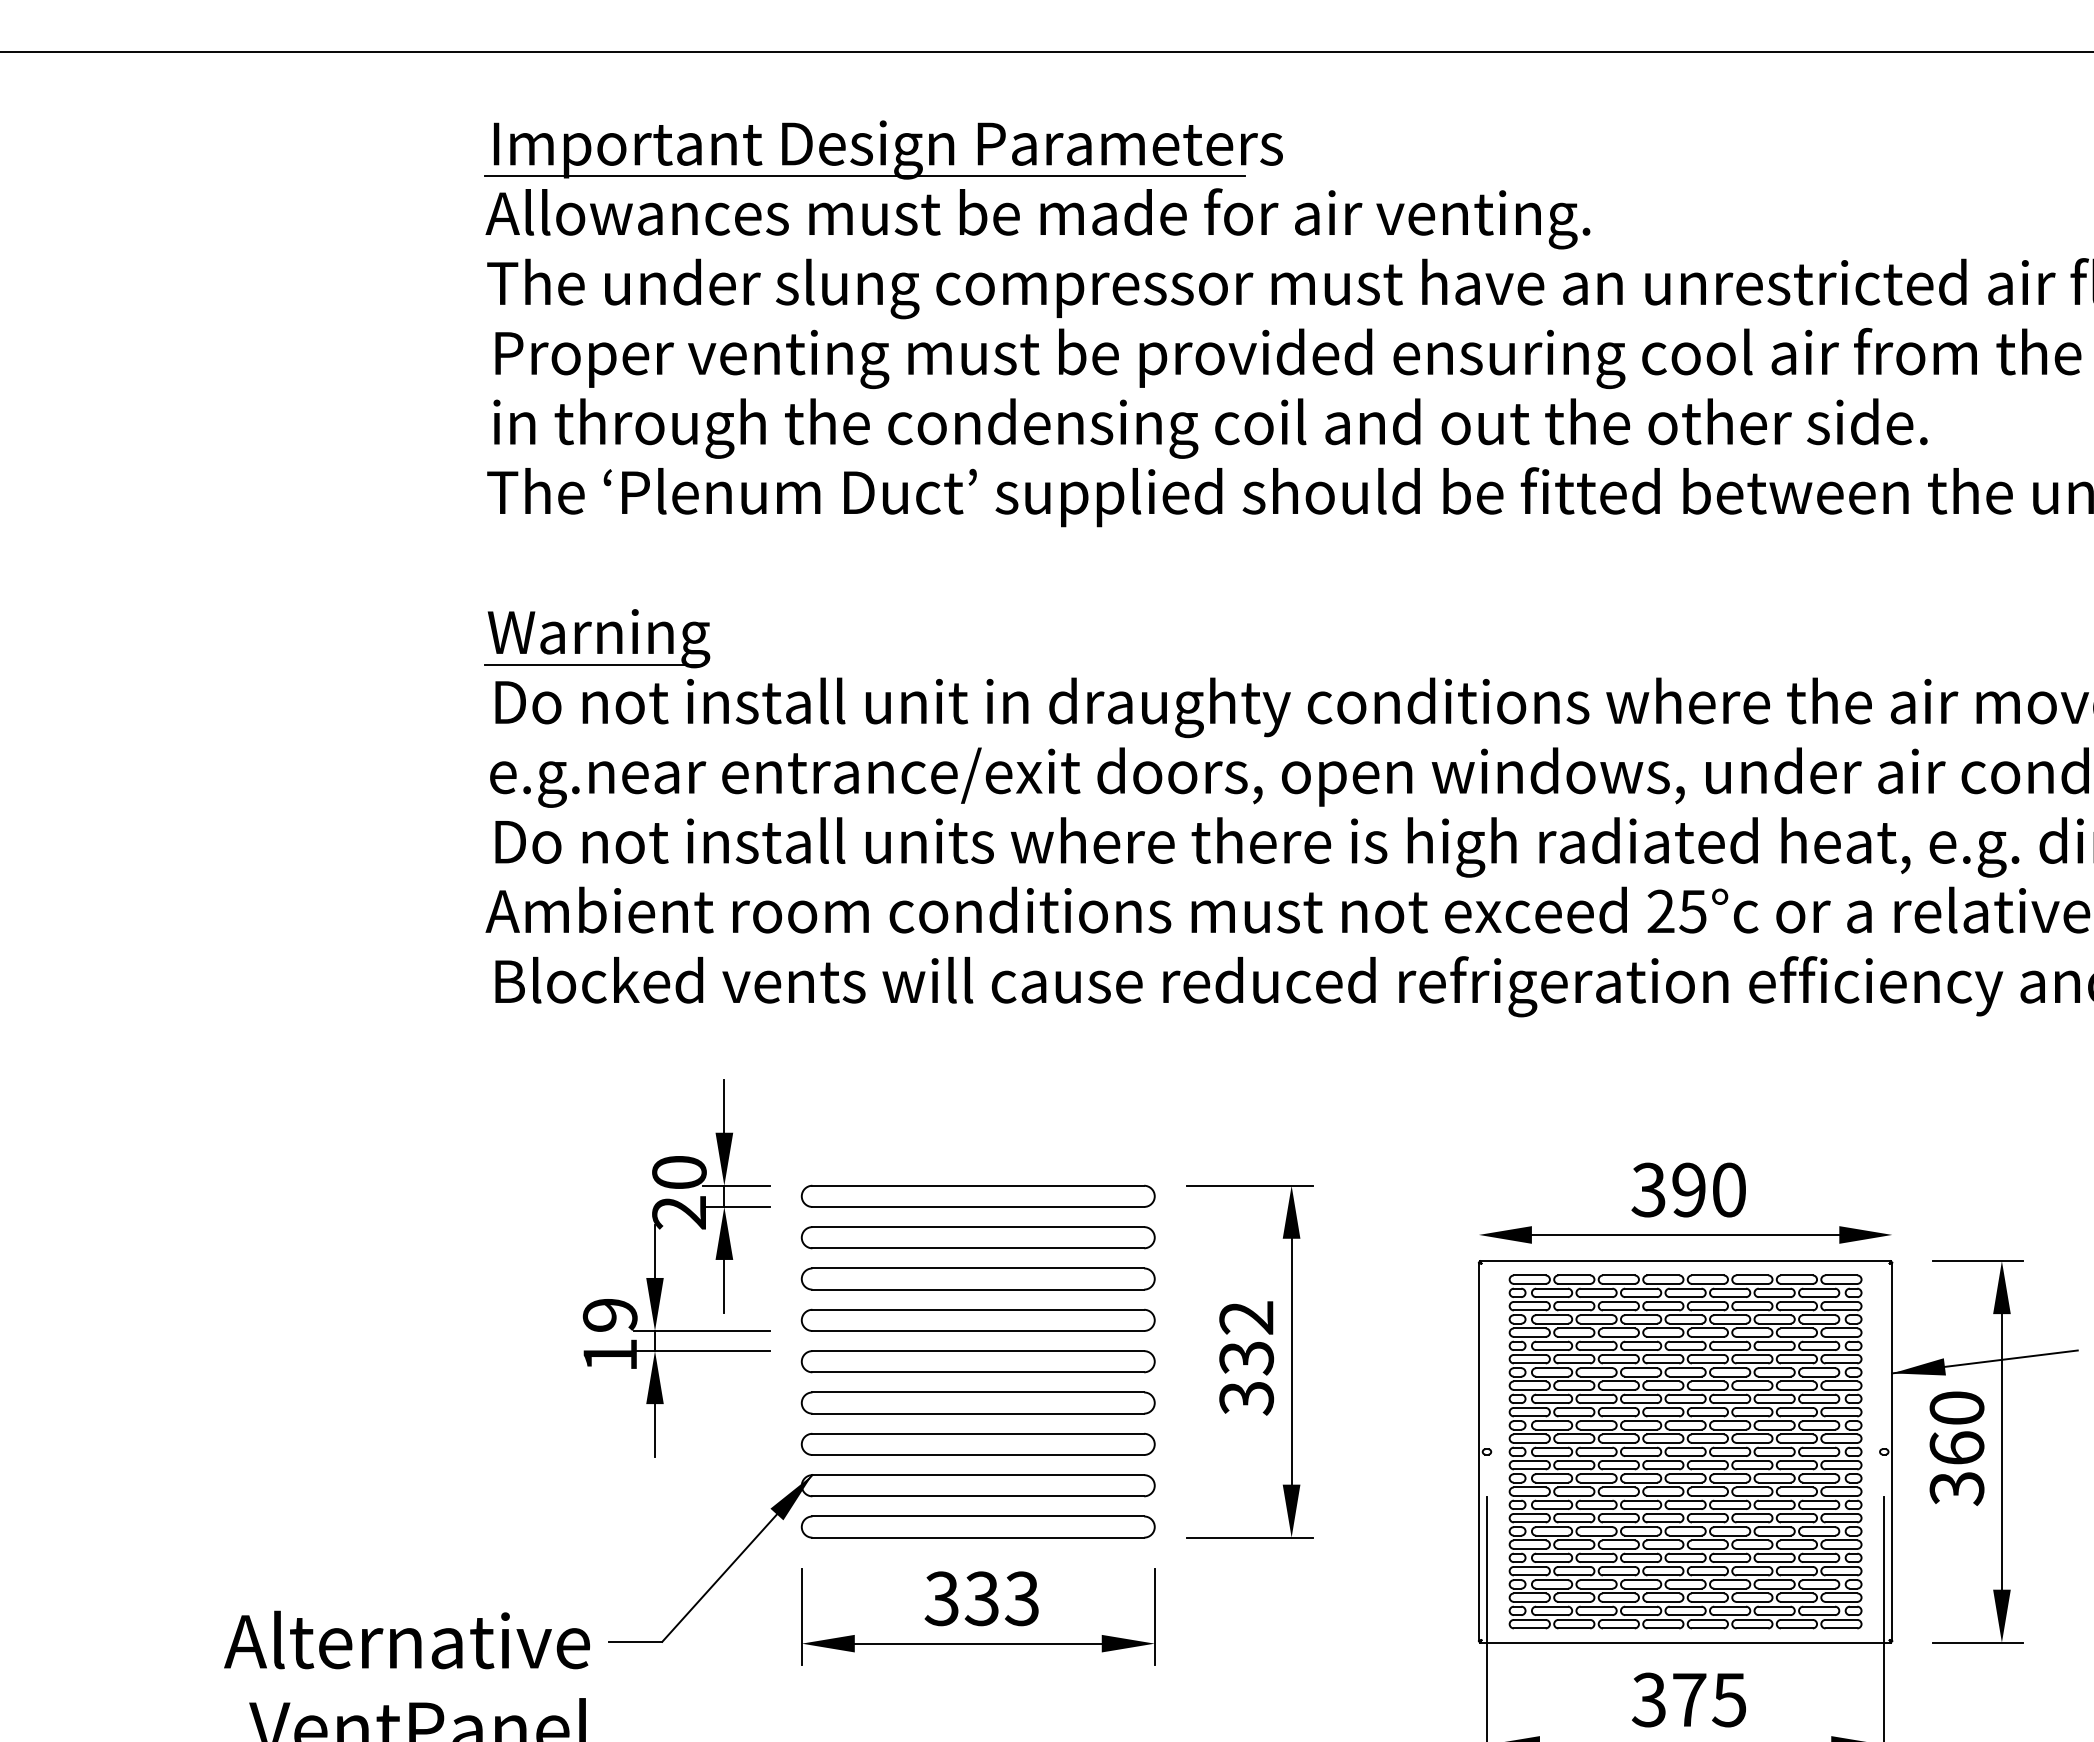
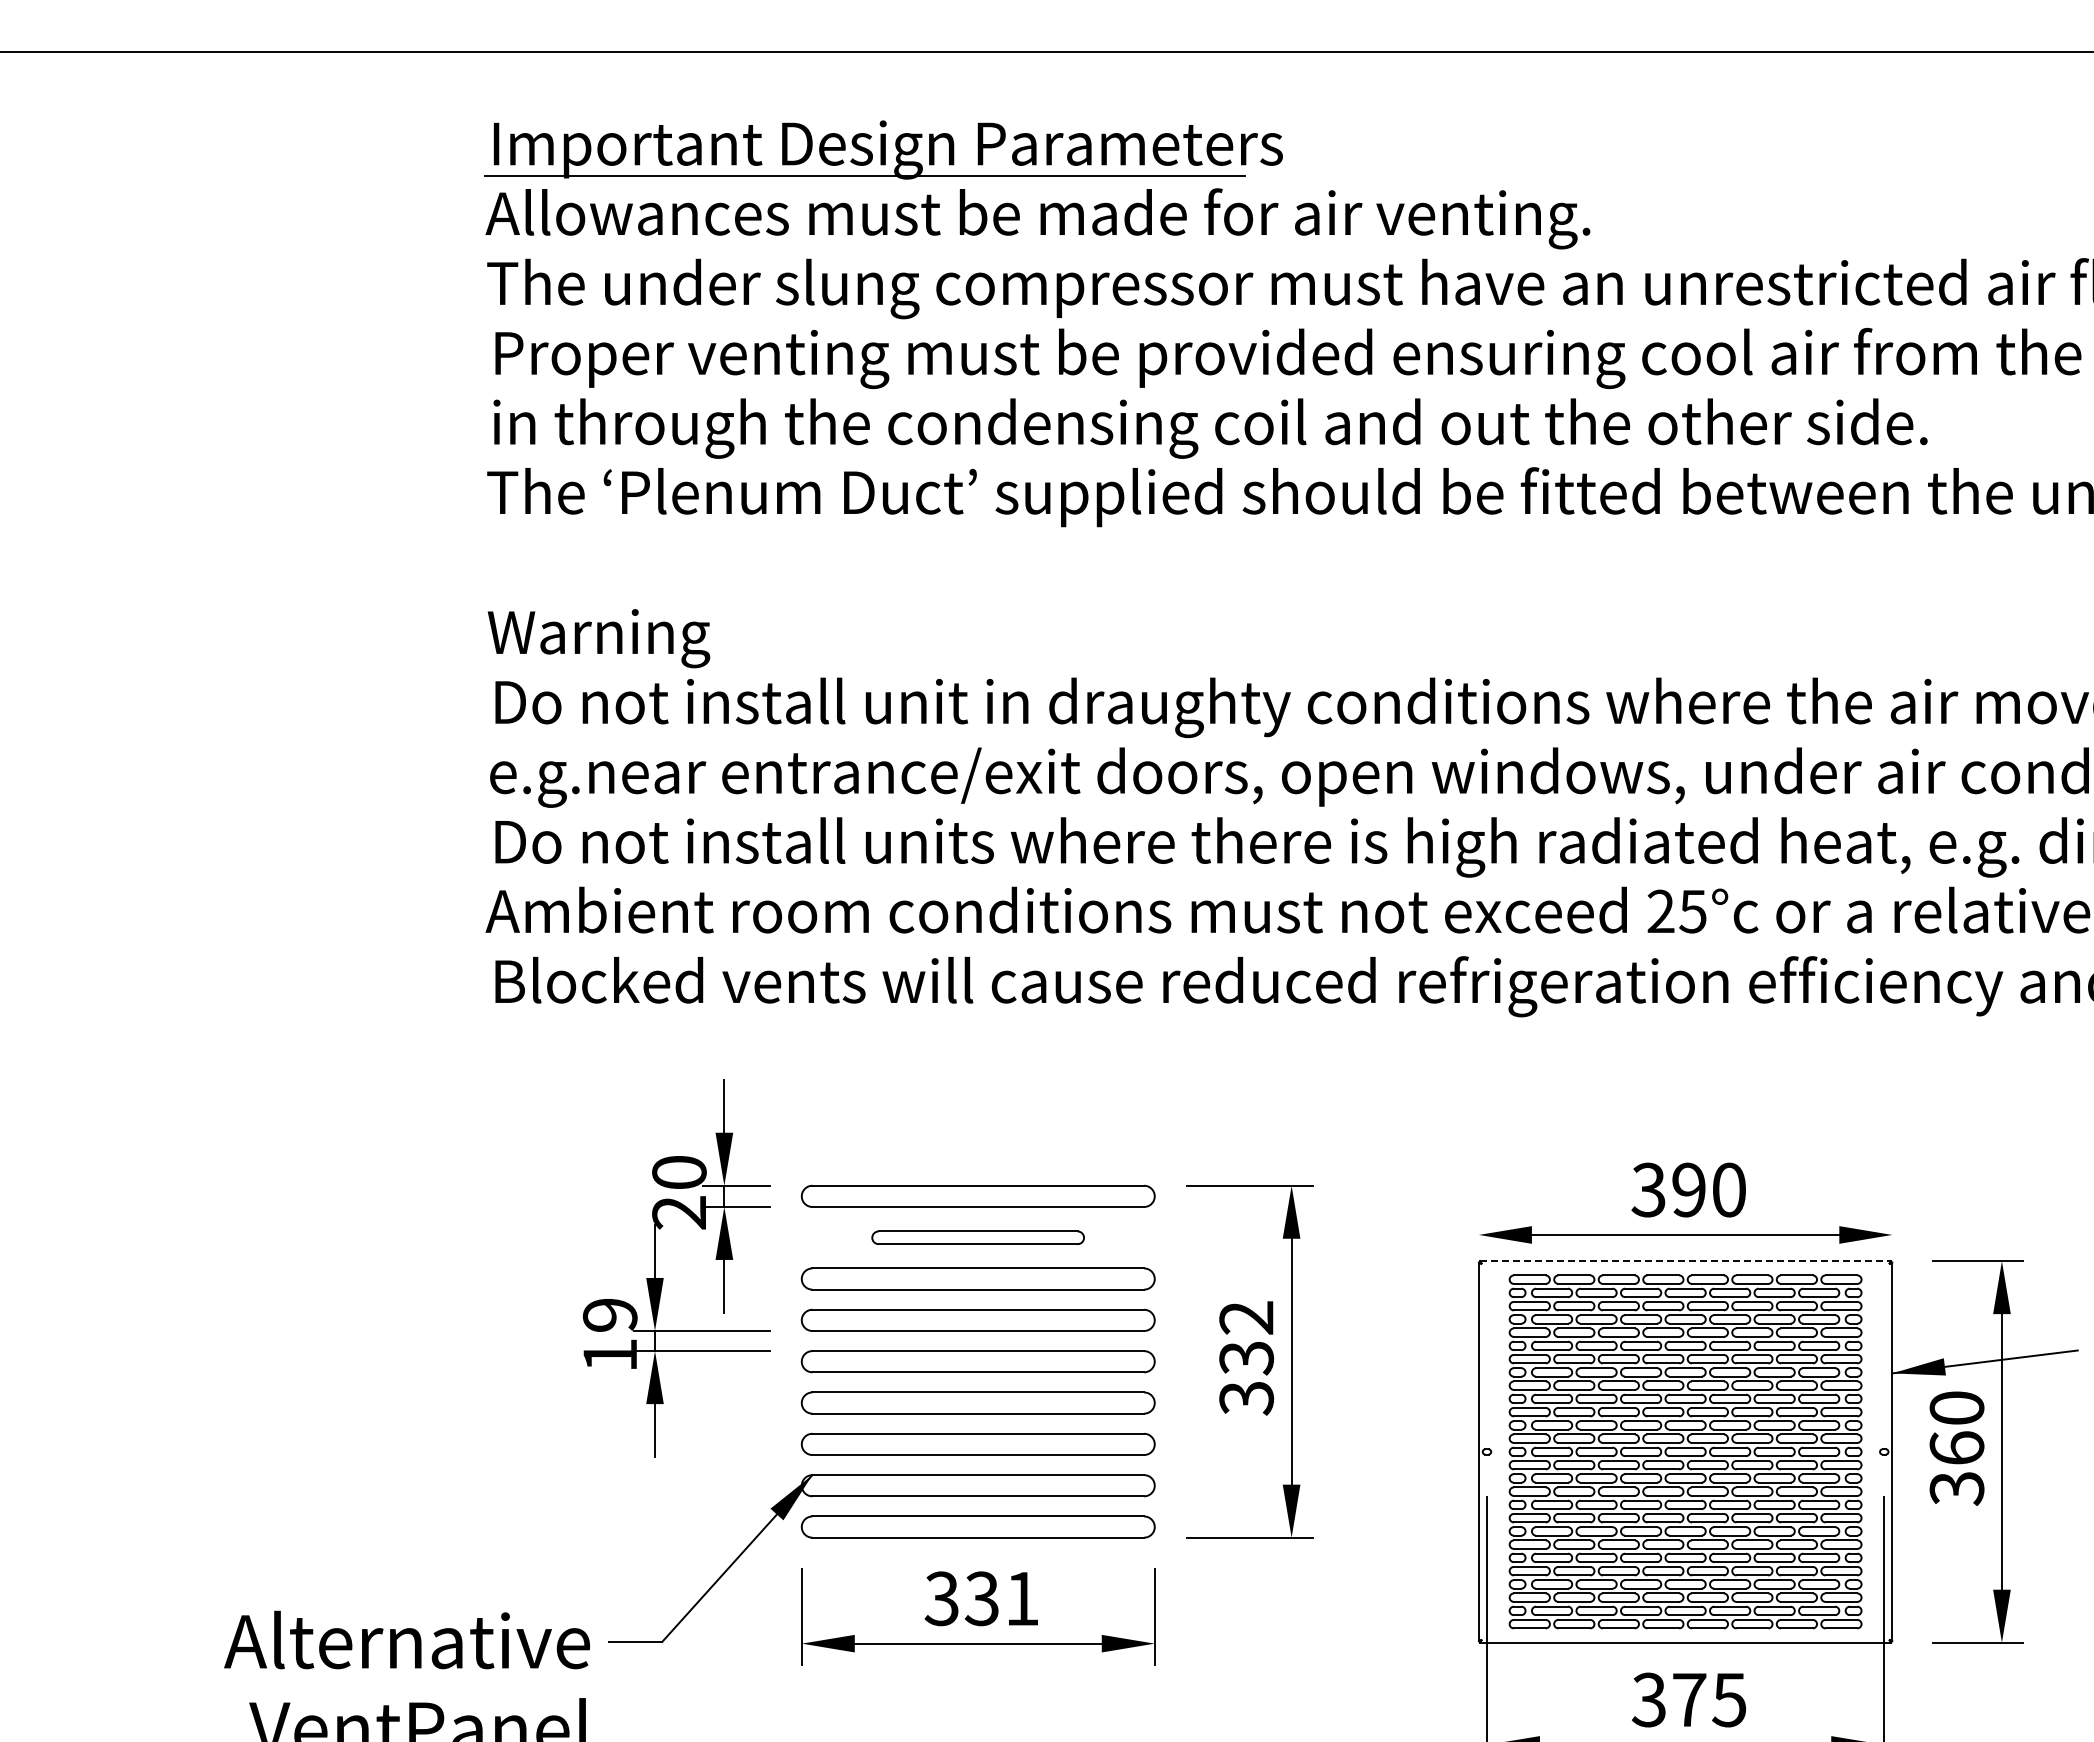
line: present -> none (592, 664)
part size: 356x24 px -> 214x15 px (977, 1237)
line: solid -> dashed (1686, 1261)
text: 333 -> 331 (1021, 1598)
